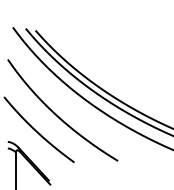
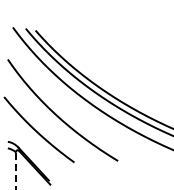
line: solid -> dashed (16, 171)
